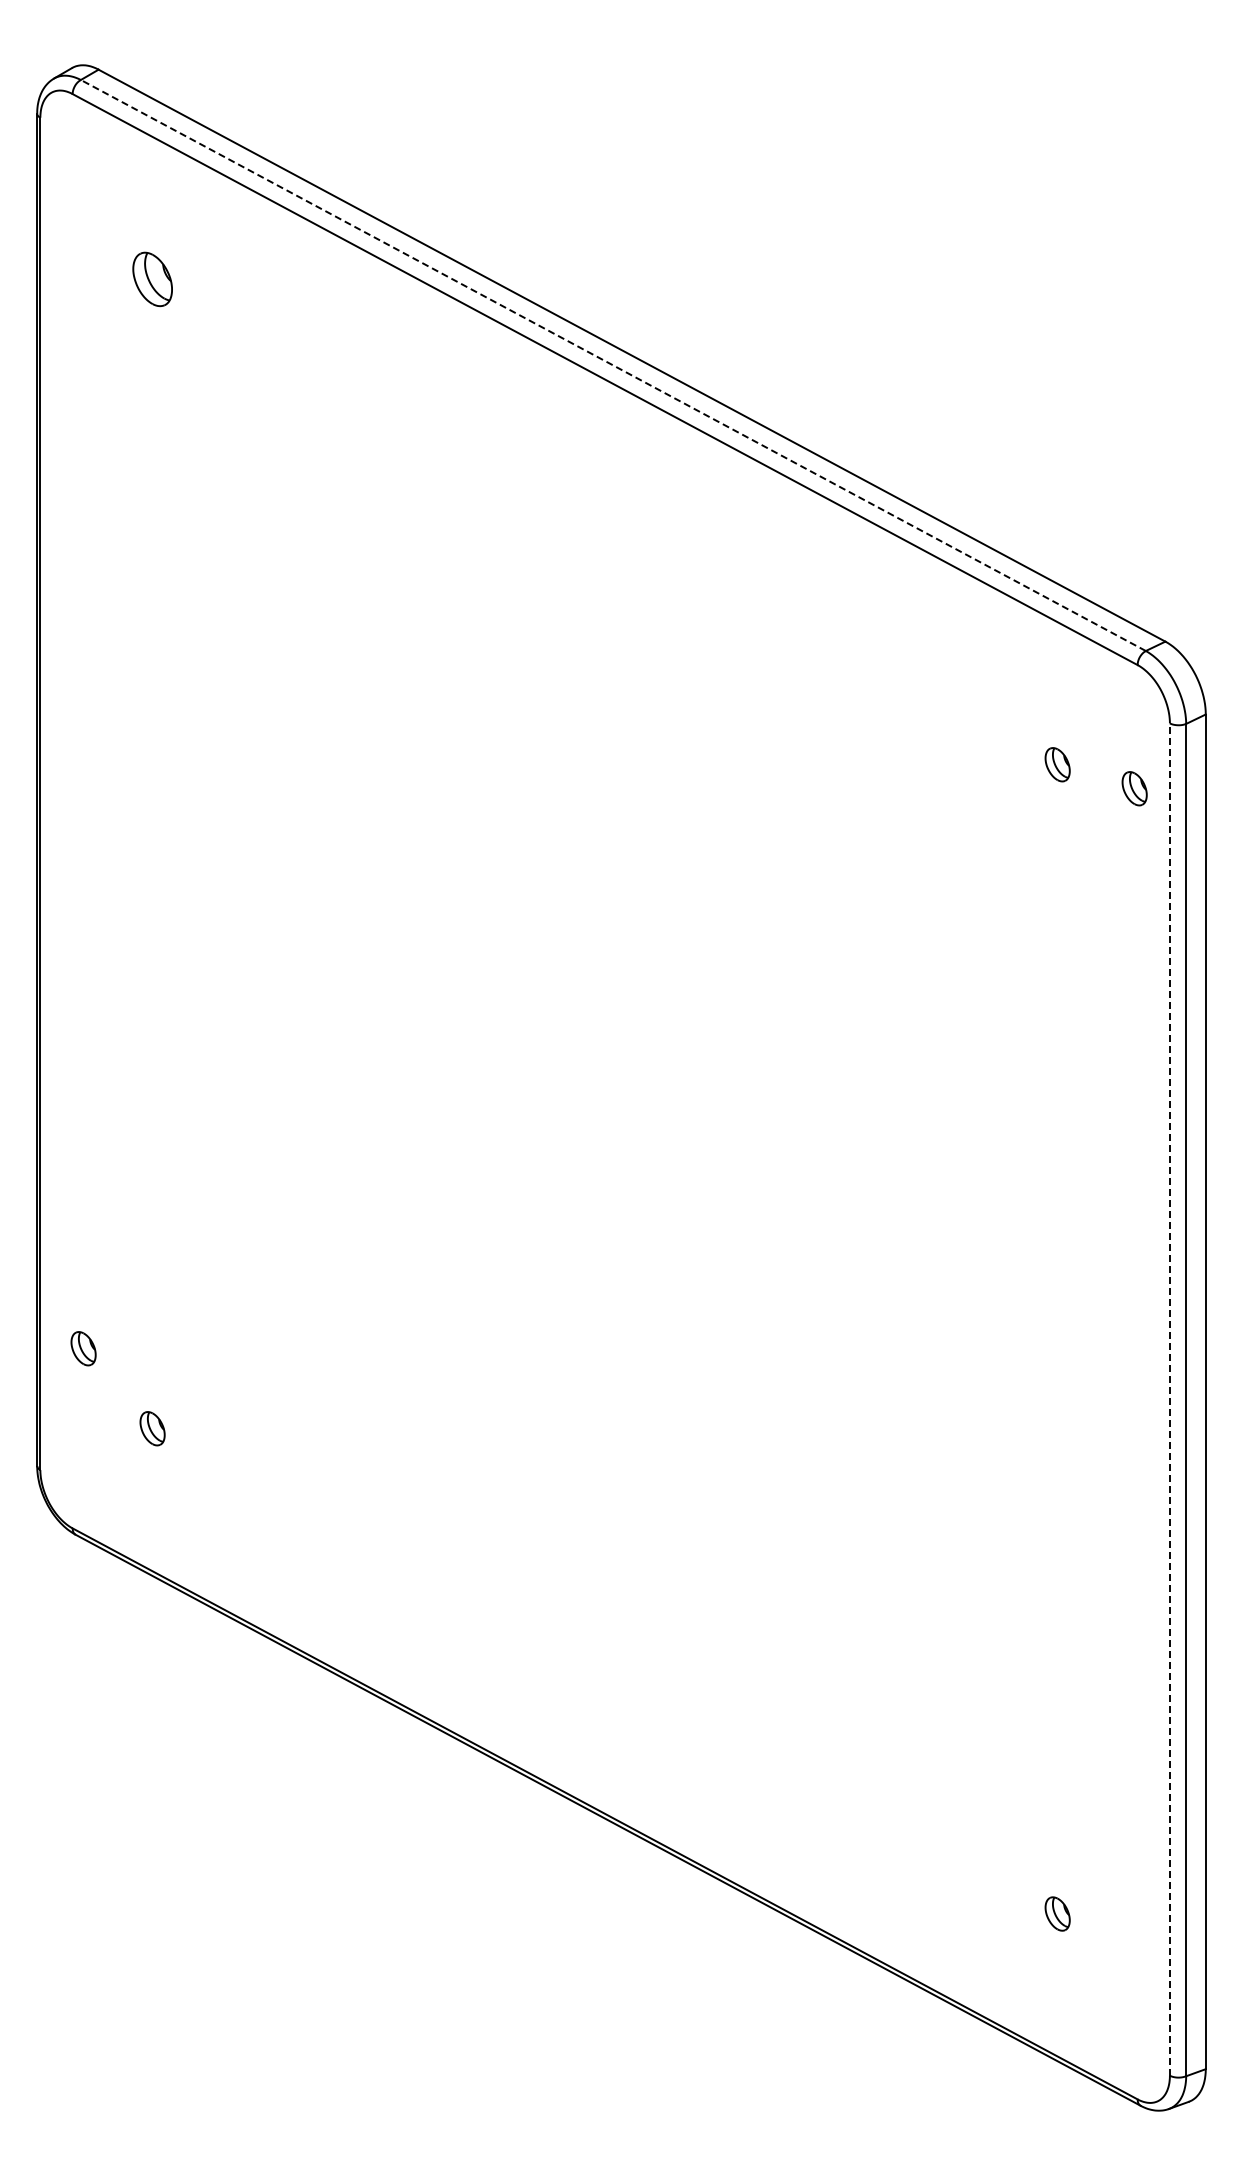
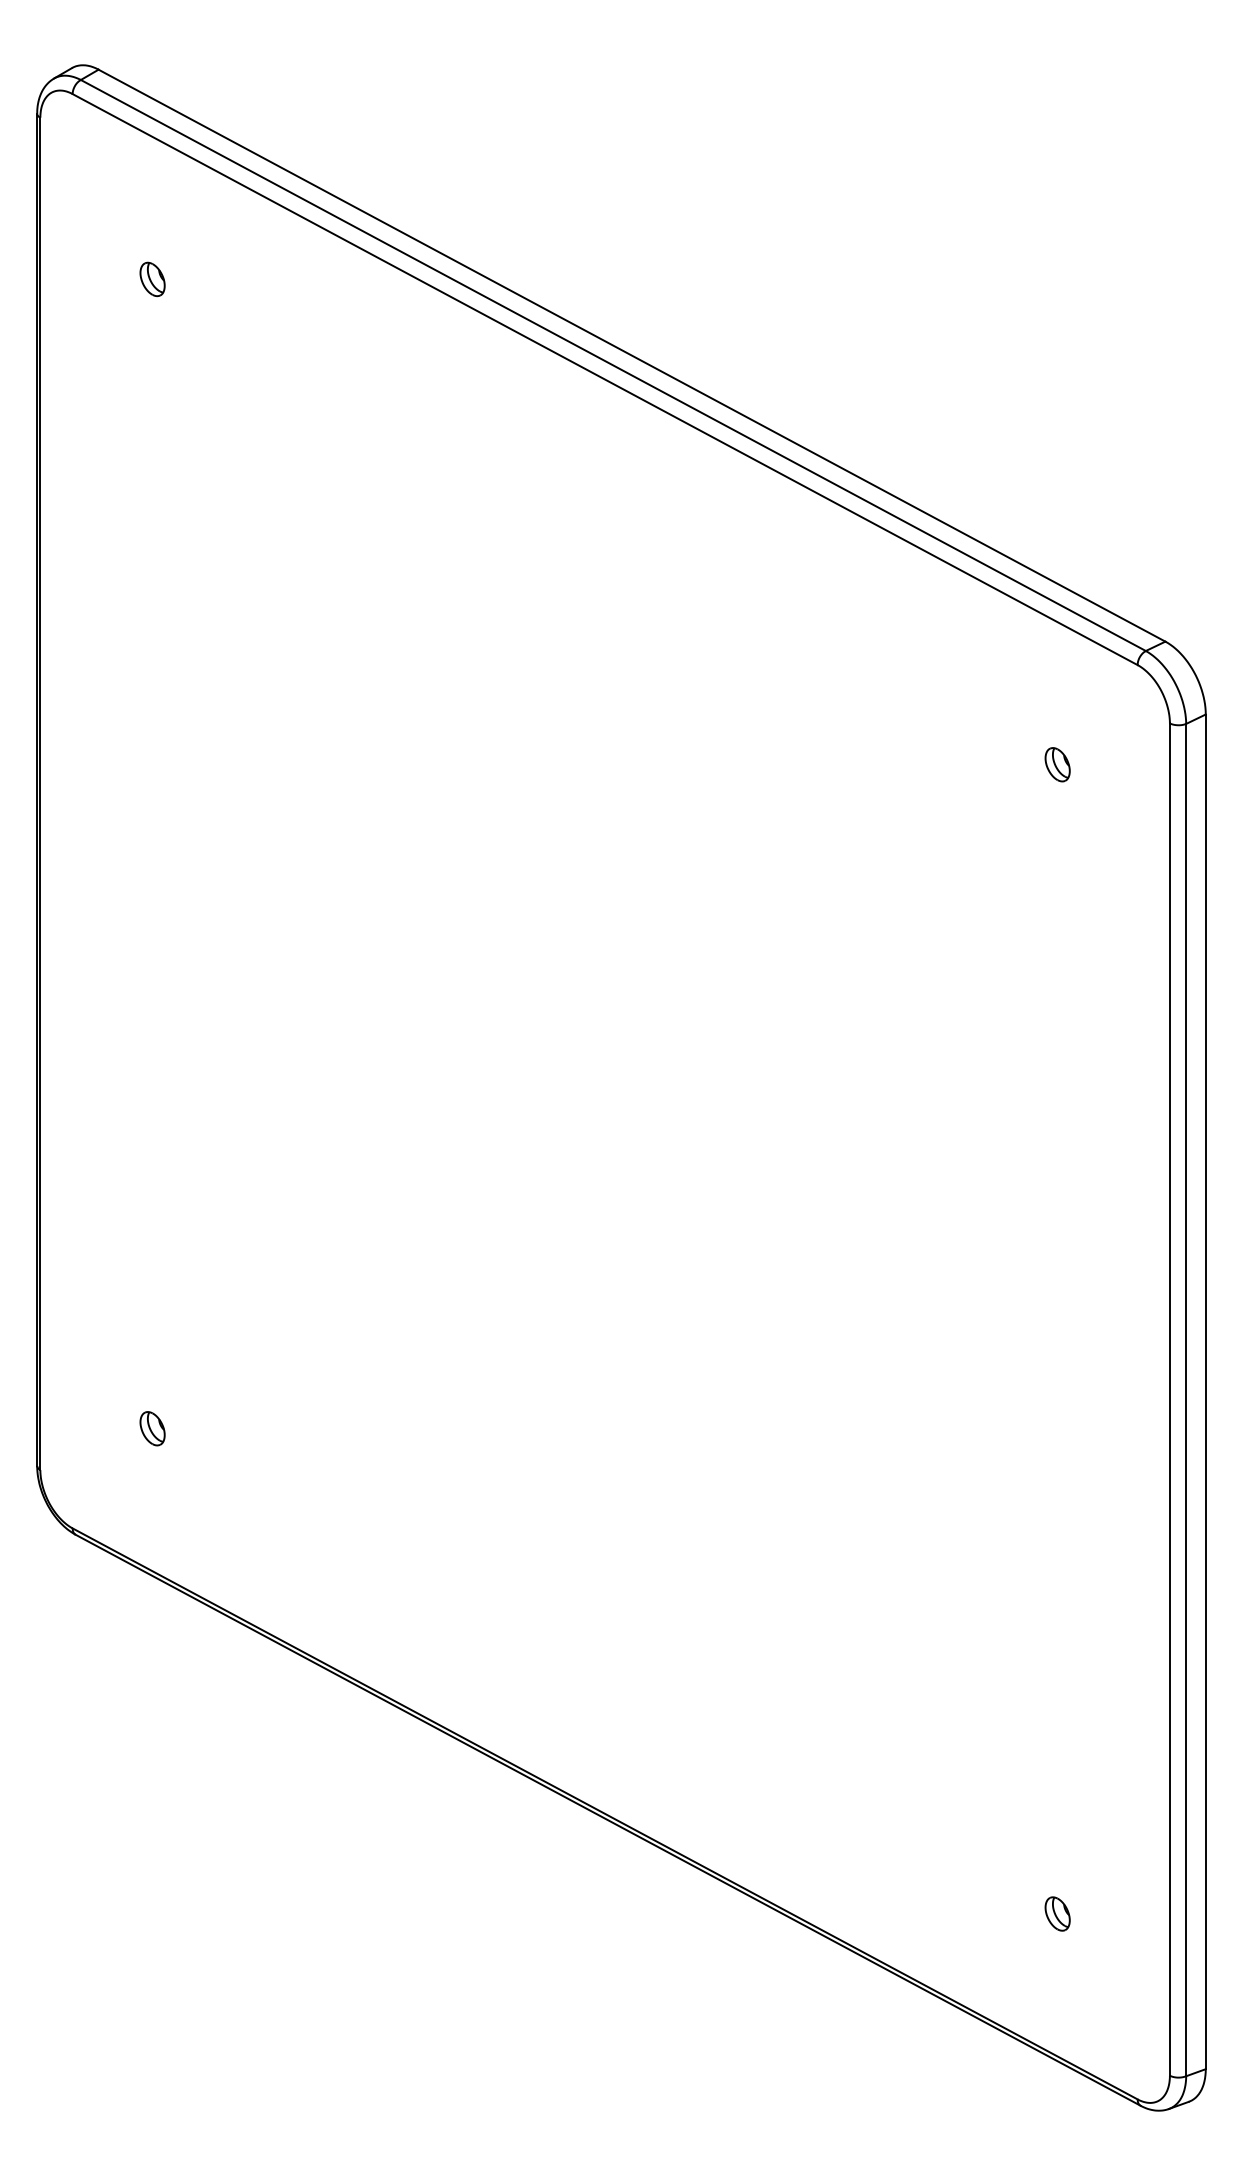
part size: 41x57 px -> 27x37 px (152, 279)
line: dashed -> solid (612, 365)
part: present -> none (1134, 788)
part: present -> none (83, 1348)
line: dashed -> solid (1169, 1399)
